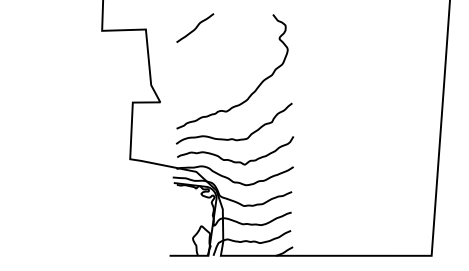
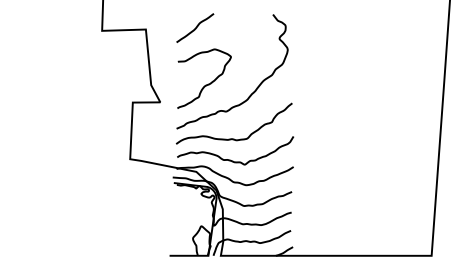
curve: none -> present (205, 84)
